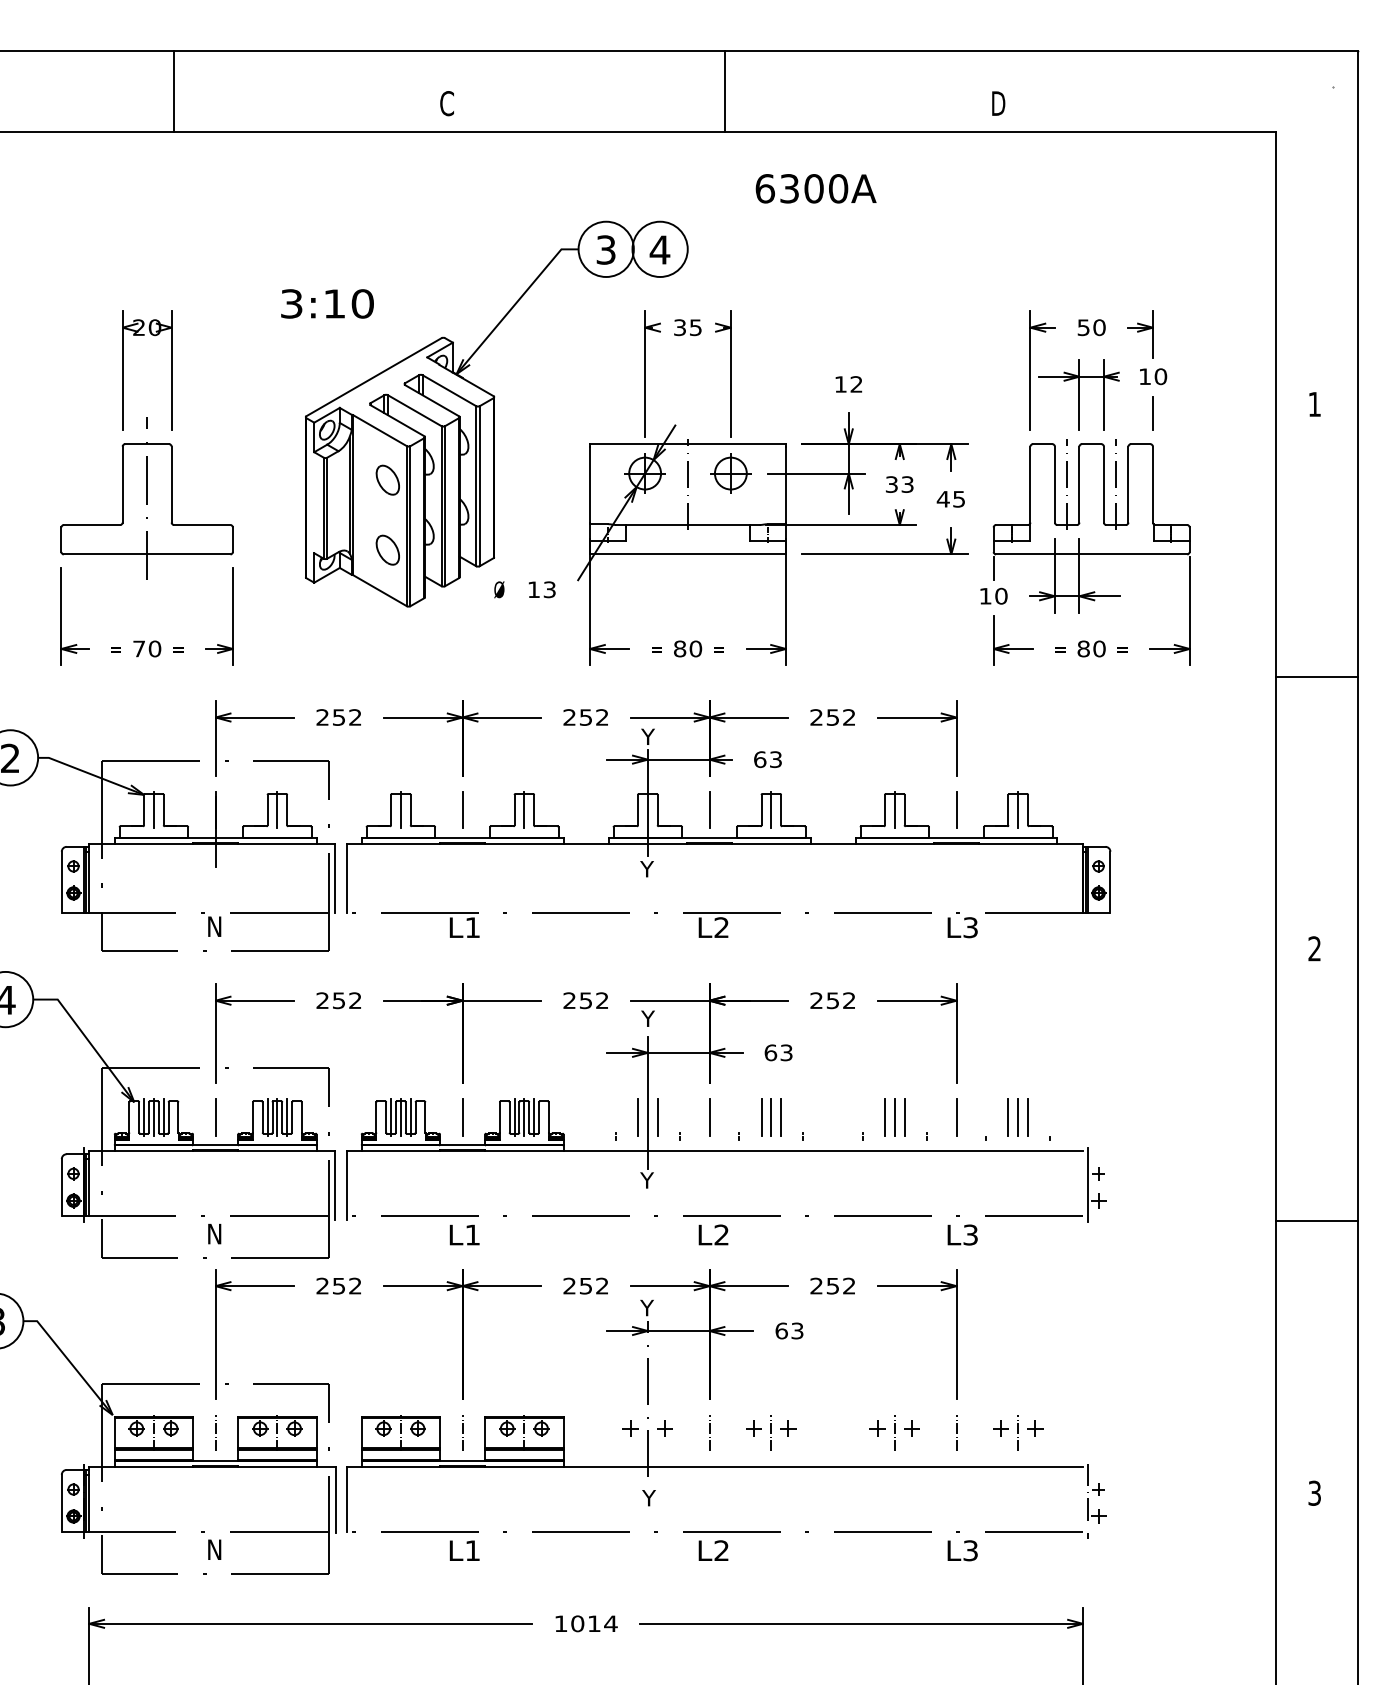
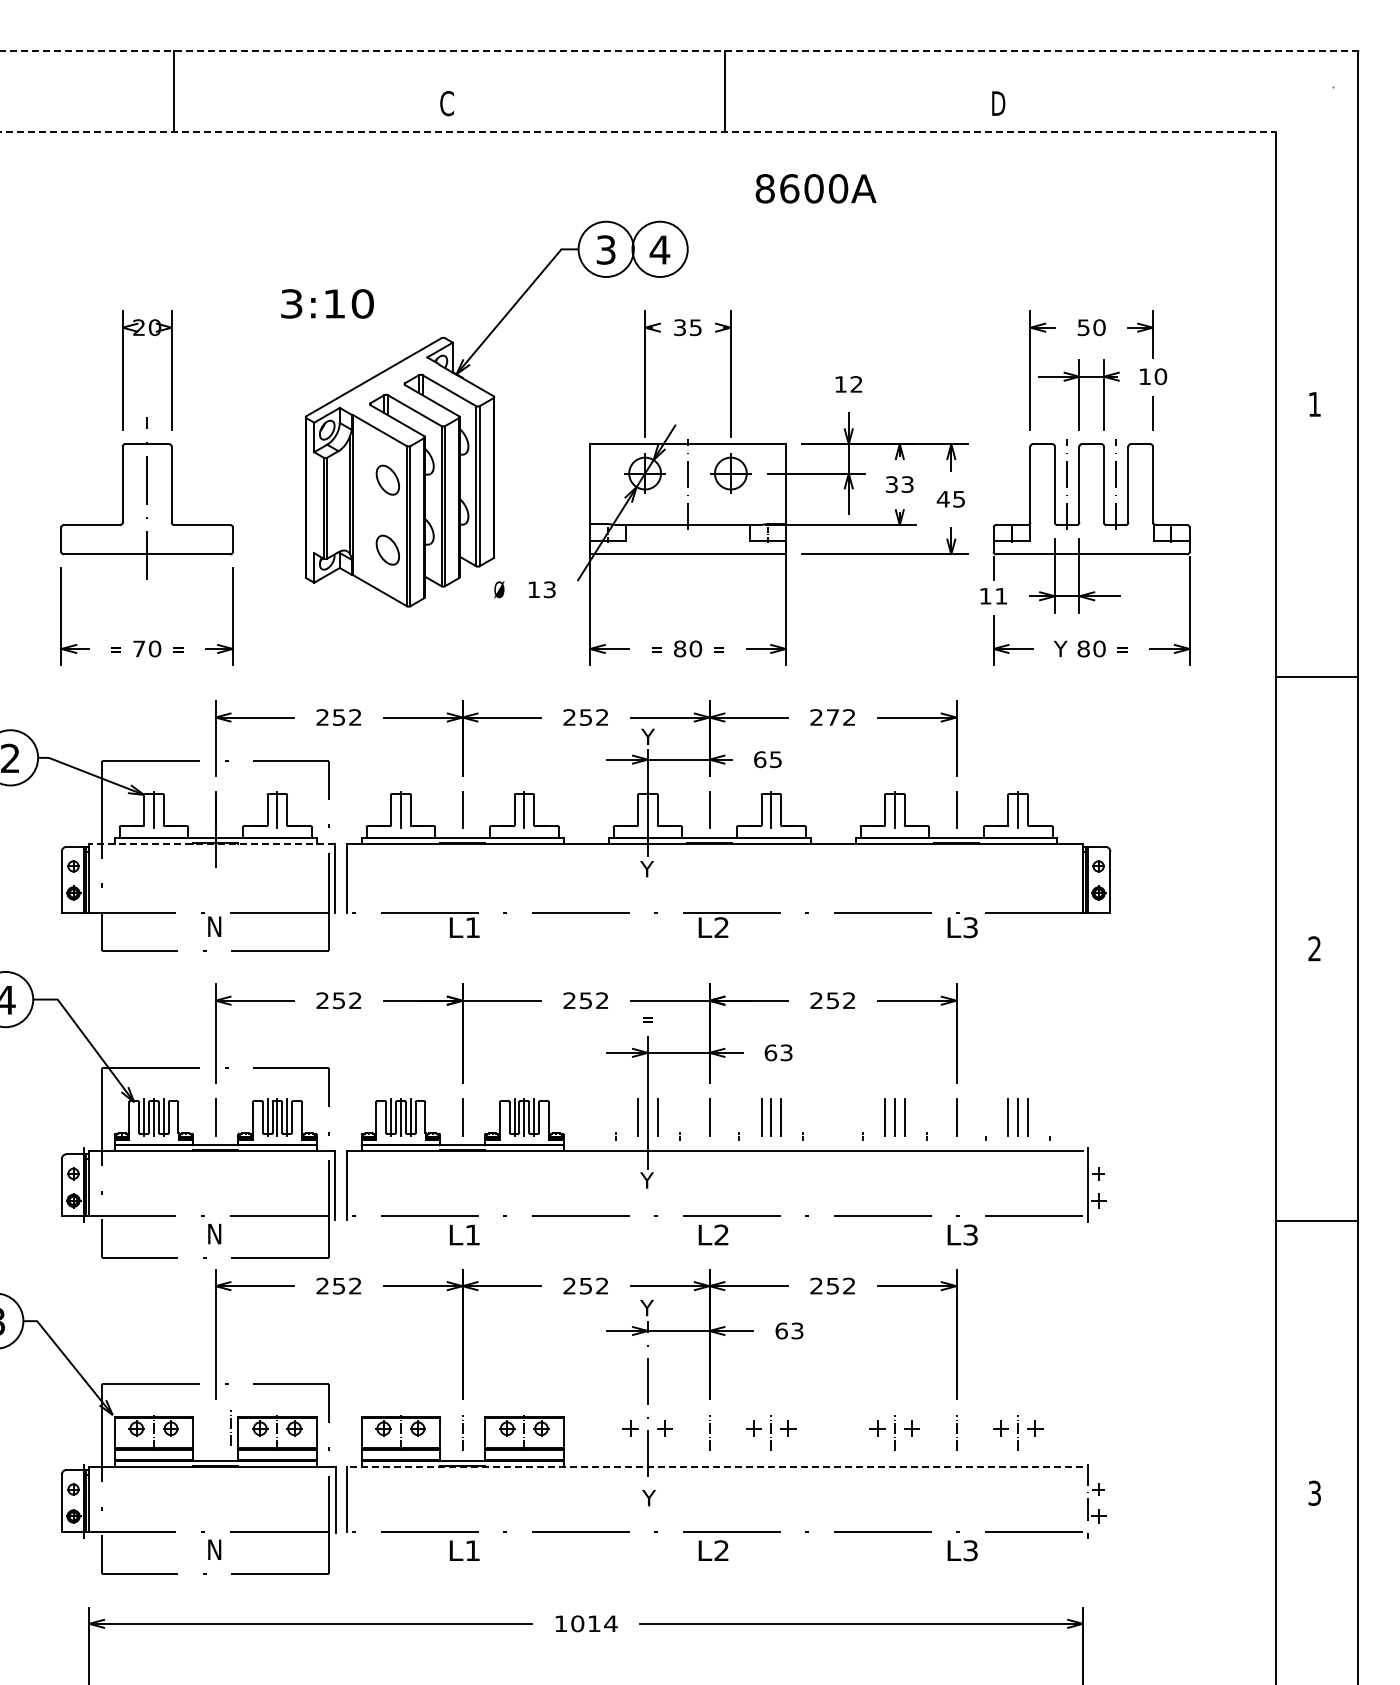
line: solid -> dashed (679, 50)
line: solid -> dashed (638, 132)
text: 6300A -> 8600A (777, 188)
text: 10 -> 11 (1001, 595)
text: = -> Y (1060, 648)
text: 252 -> 272 (832, 717)
text: 63 -> 65 (775, 759)
line: solid -> dashed (212, 843)
text: Y -> = (647, 1018)
line position: (215, 1432) -> (230, 1427) (230, 1427)
line: solid -> dashed (715, 1467)
